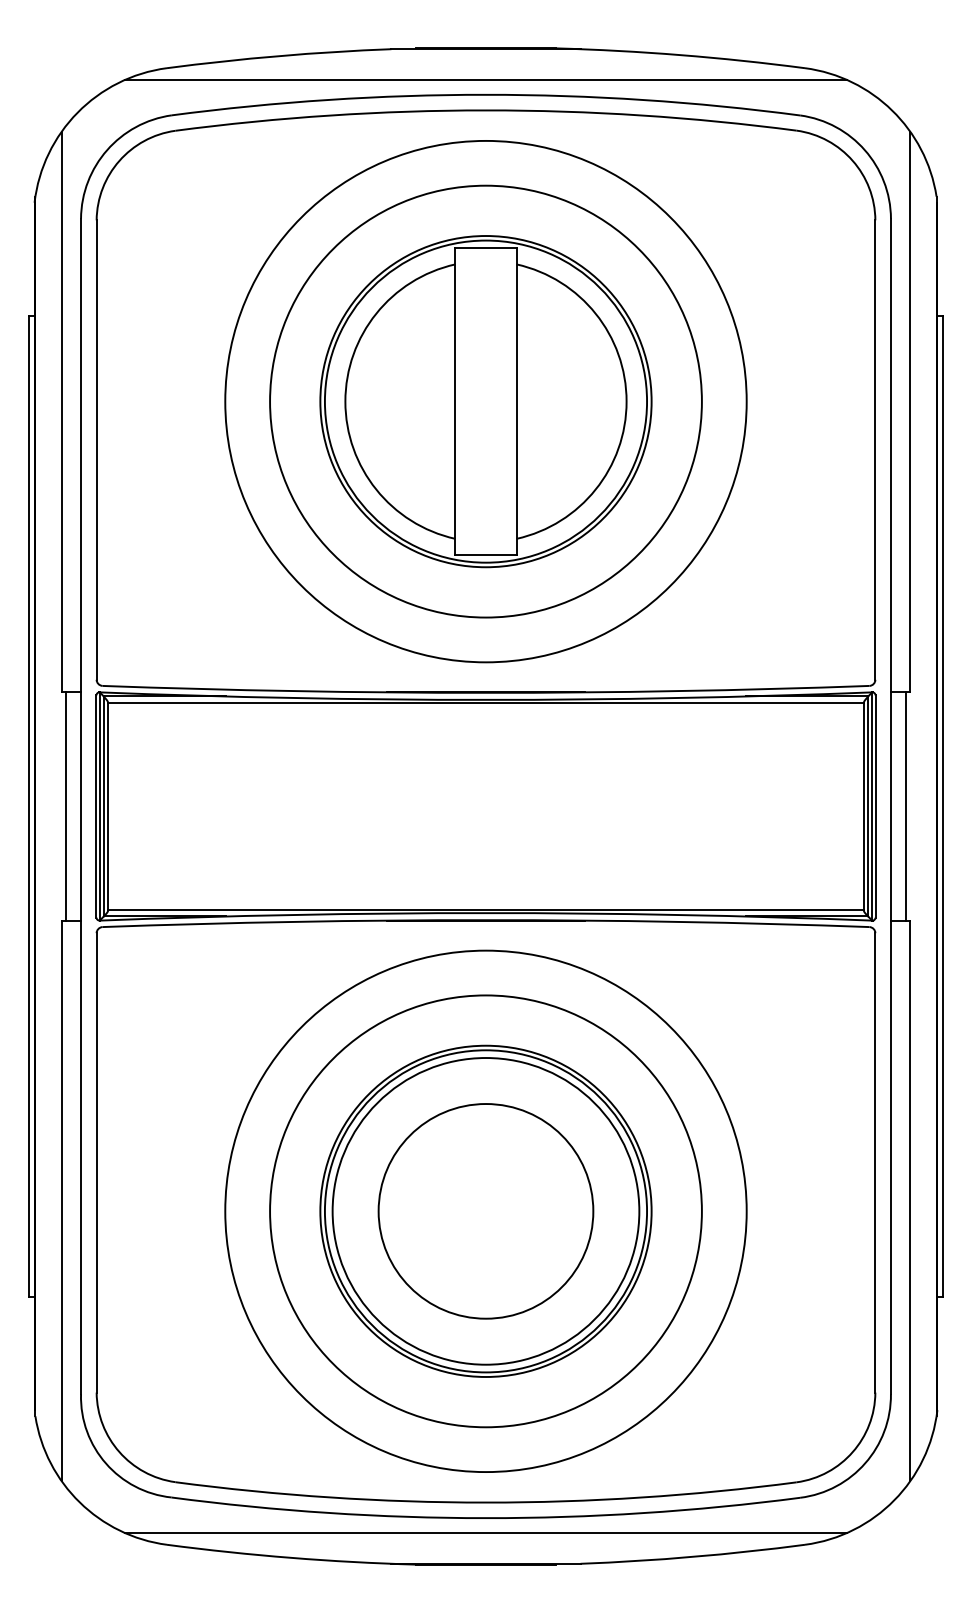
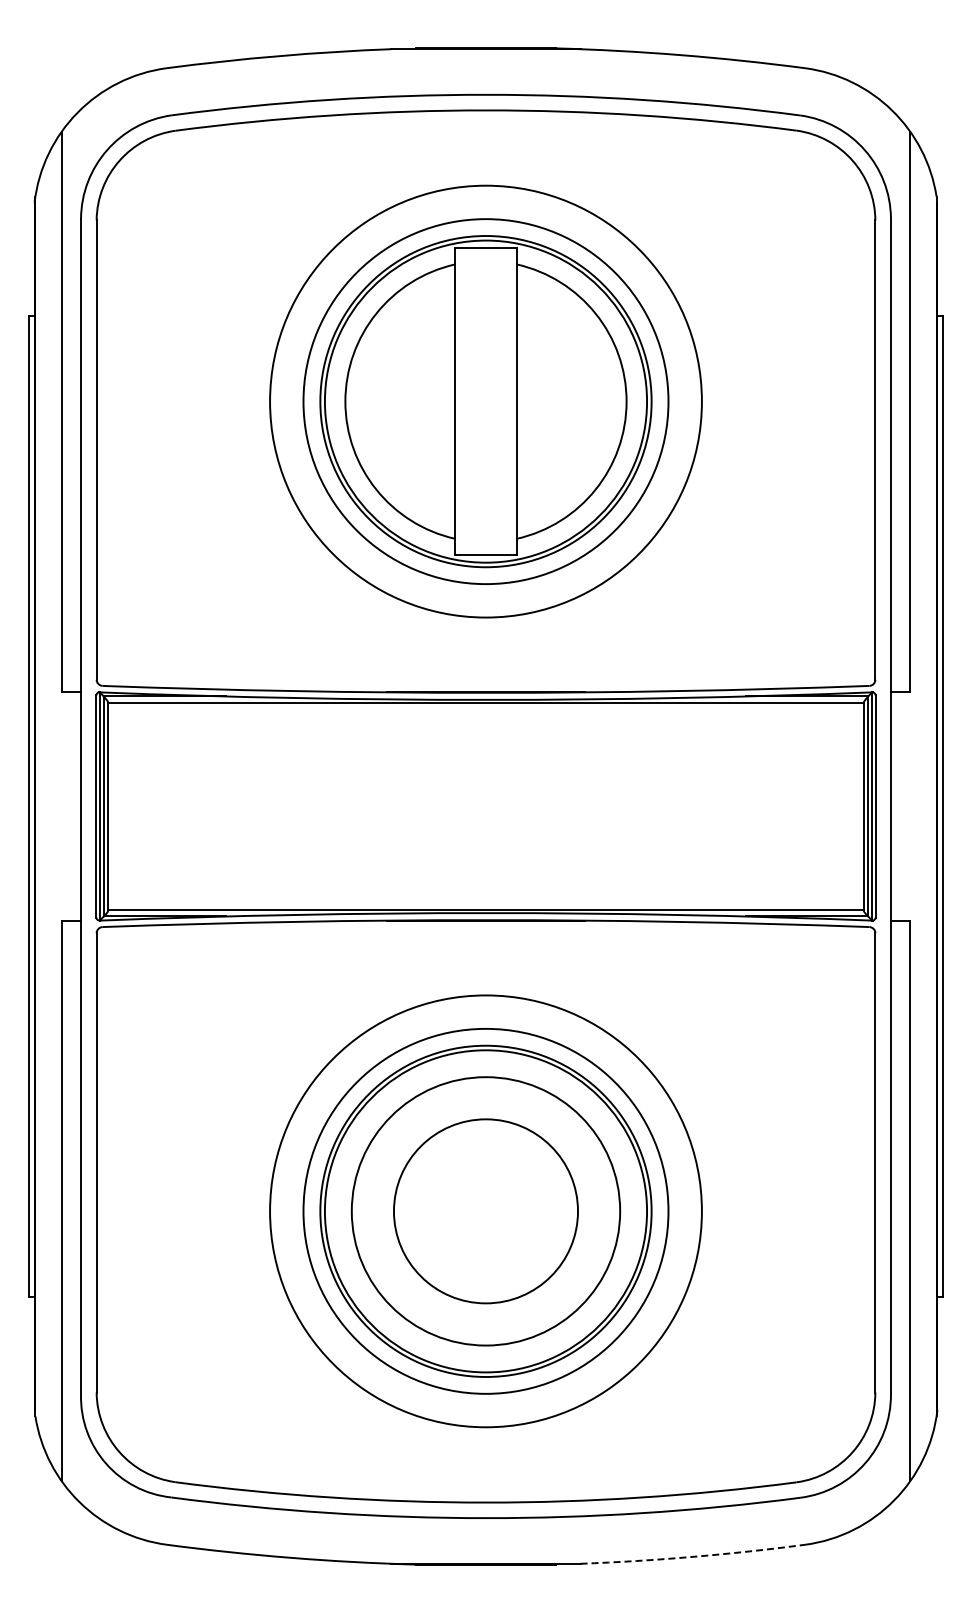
line: present -> none (485, 79)
circle diameter: 521 px -> 365 px (485, 401)
line: present -> none (66, 806)
line: present -> none (905, 806)
circle diameter: 215 px -> 268 px (485, 1211)
circle diameter: 307 px -> 184 px (485, 1211)
circle diameter: 521 px -> 365 px (485, 1210)
line: present -> none (485, 1533)
arc: solid -> dashed (692, 1556)
